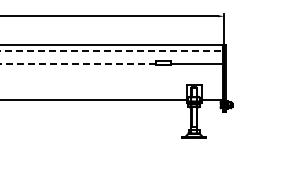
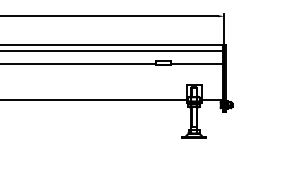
line: dashed -> solid (112, 50)
line: dashed -> solid (78, 64)
